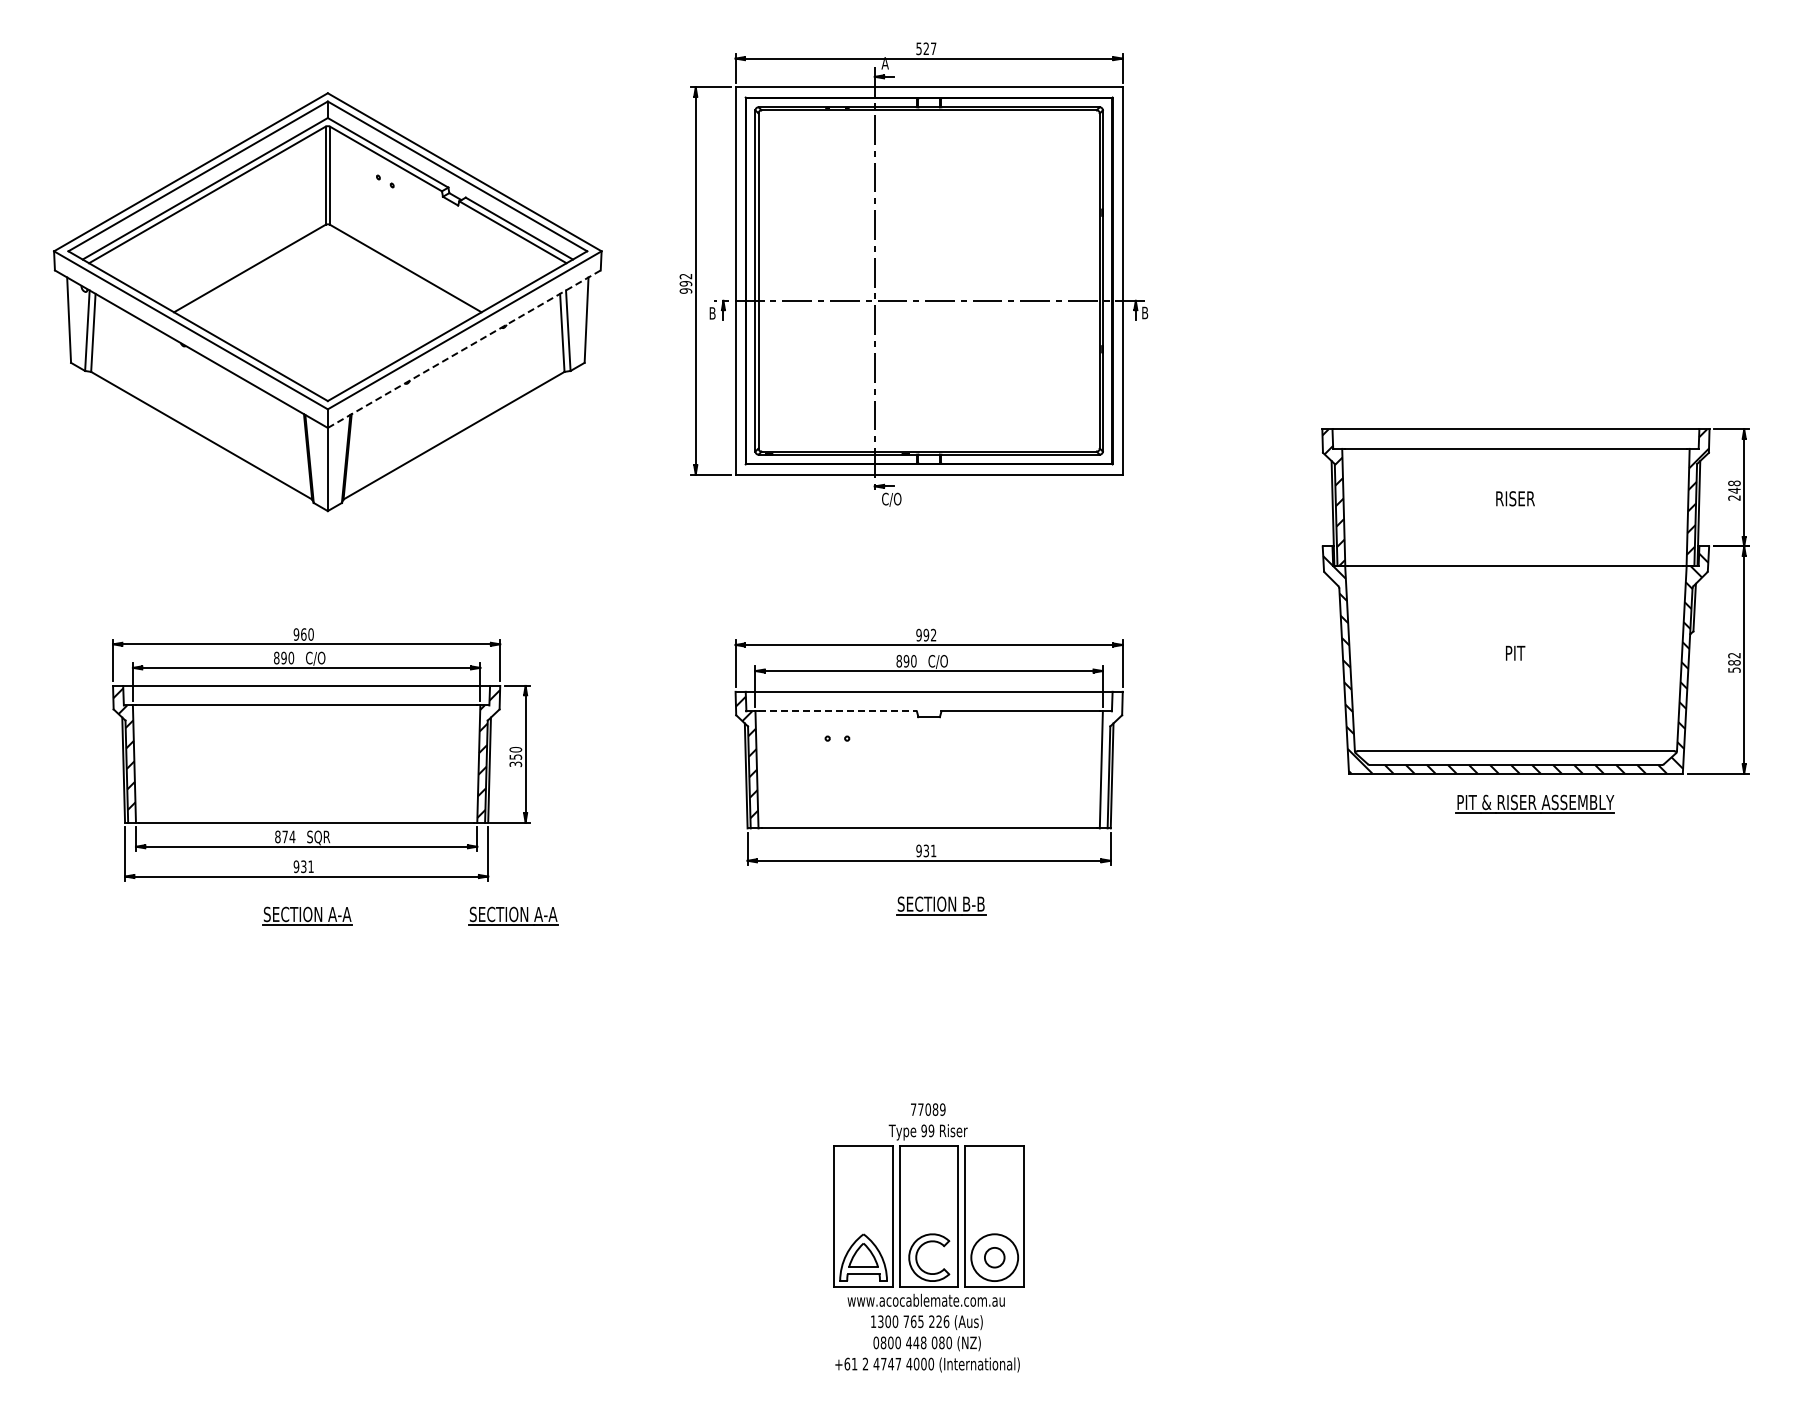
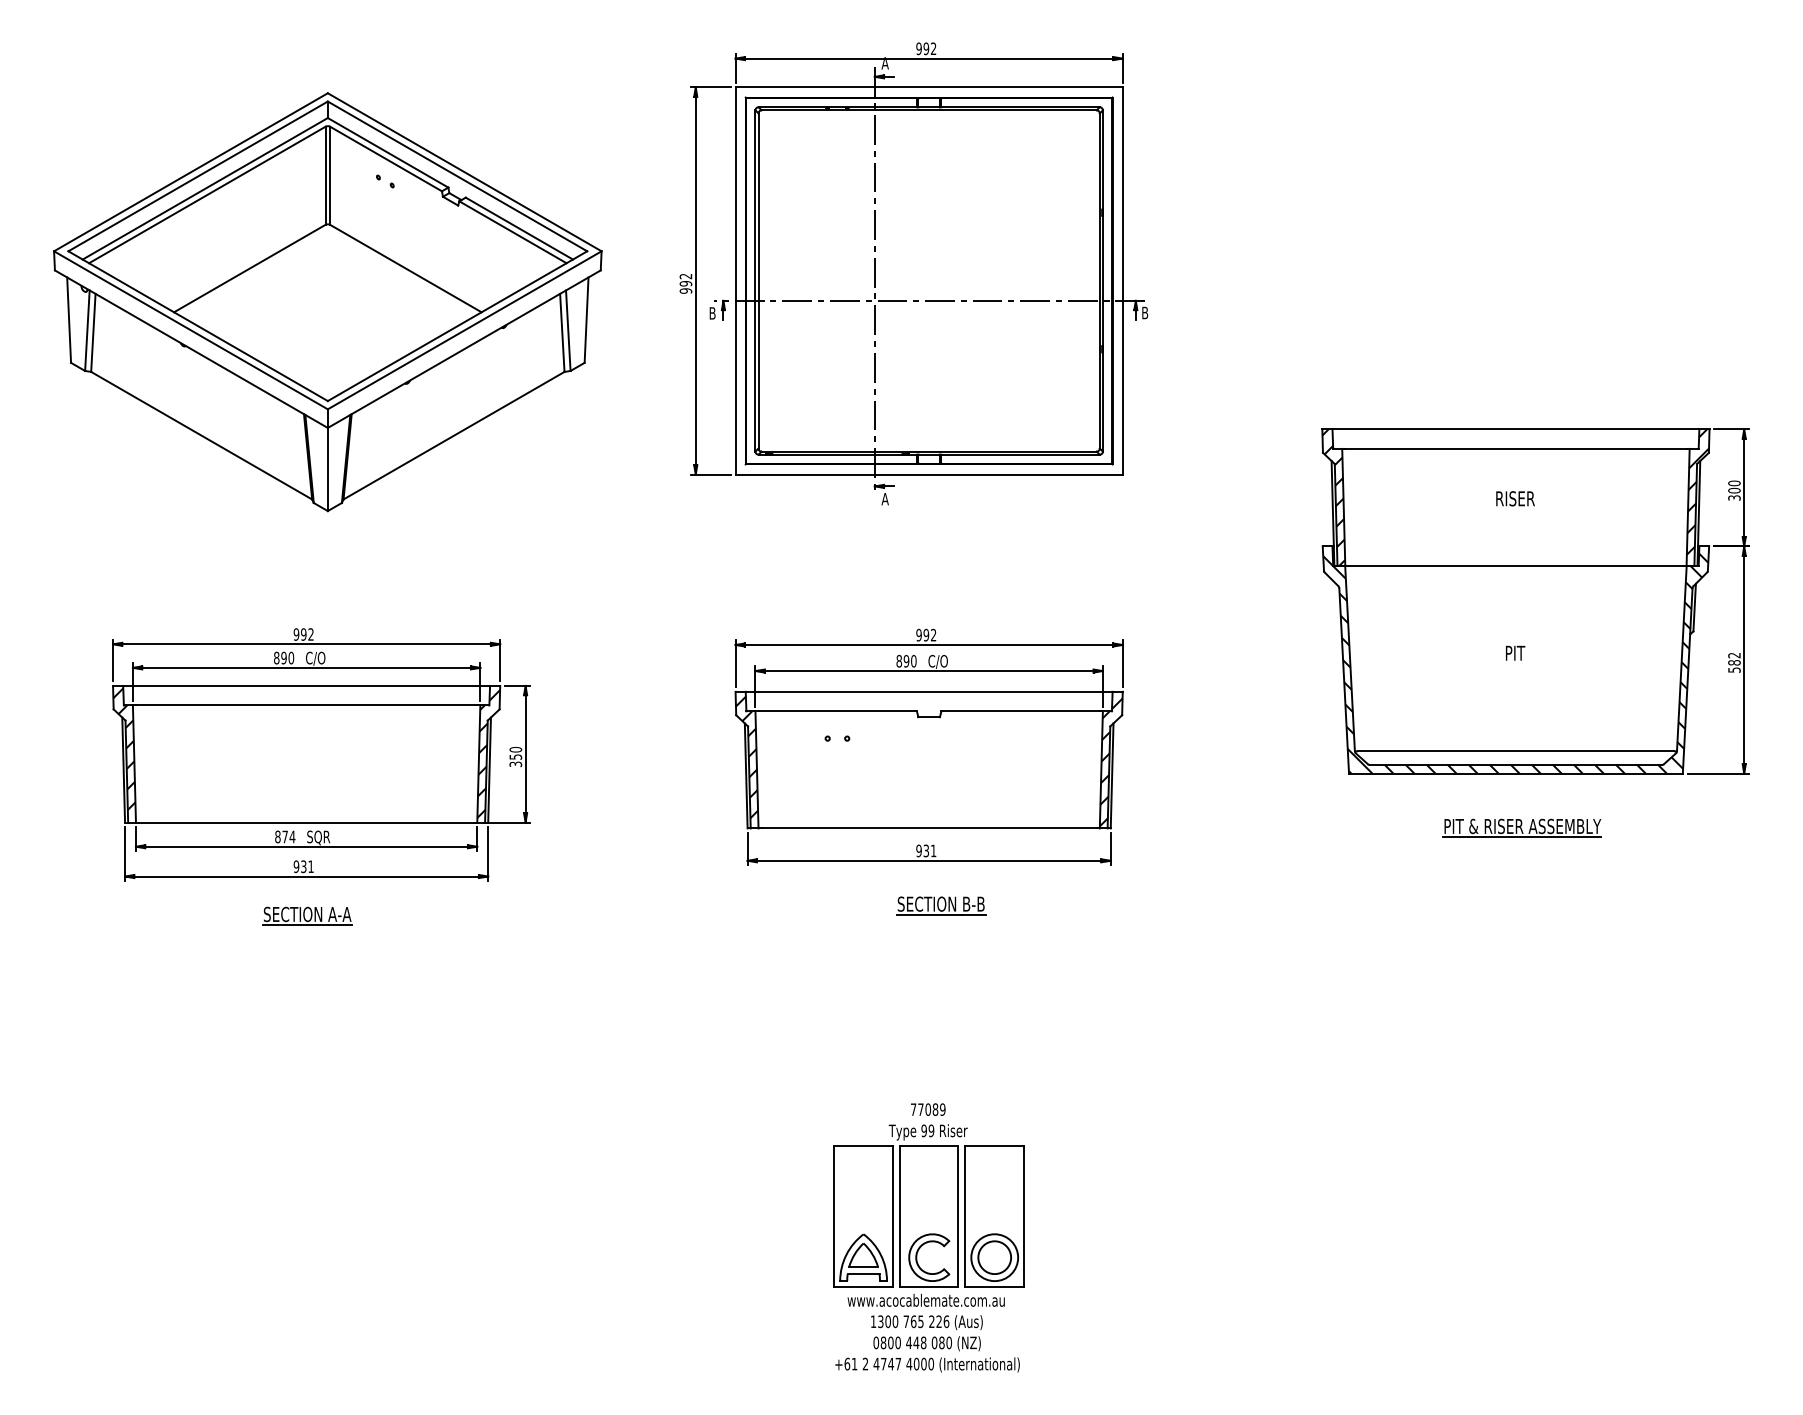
text: 527 -> 992 (926, 48)
line: dashed -> solid (464, 349)
text: 248 -> 300 (1734, 490)
text: C/O -> A (891, 499)
text: 960 -> 992 (307, 634)
line: dashed -> solid (838, 711)
hatch: none -> present (1110, 762)
part position: (1534, 803) -> (1521, 827) (1521, 827)
part: present -> none (513, 915)
circle diameter: 20 px -> 33 px (994, 1257)
